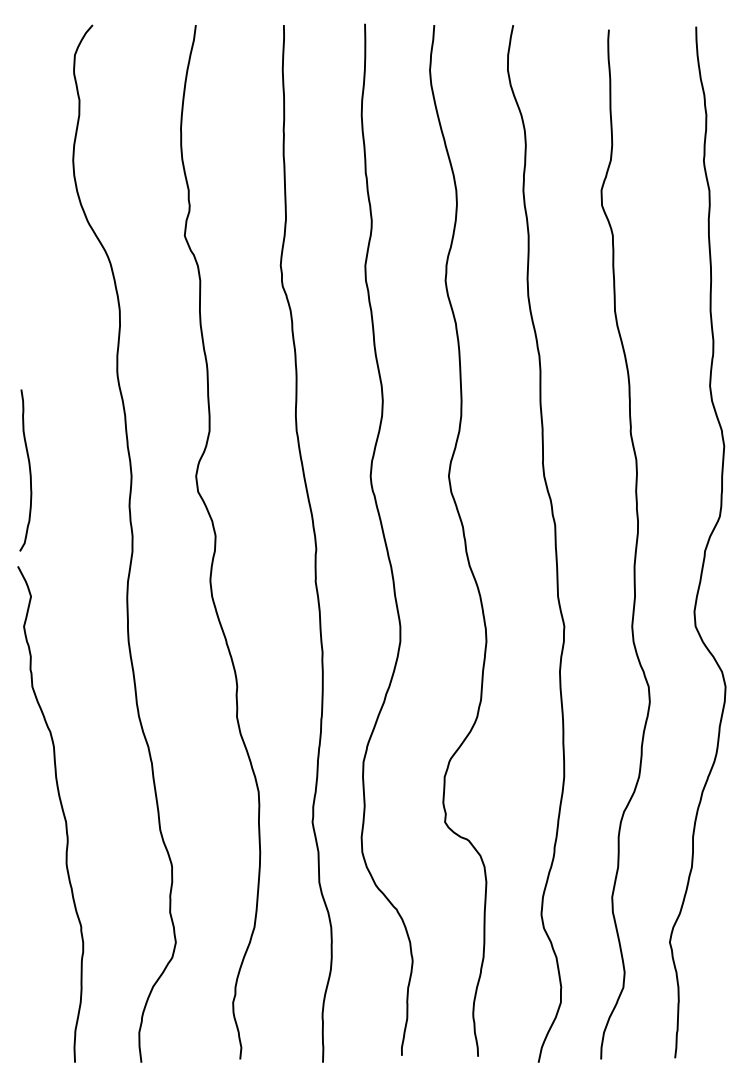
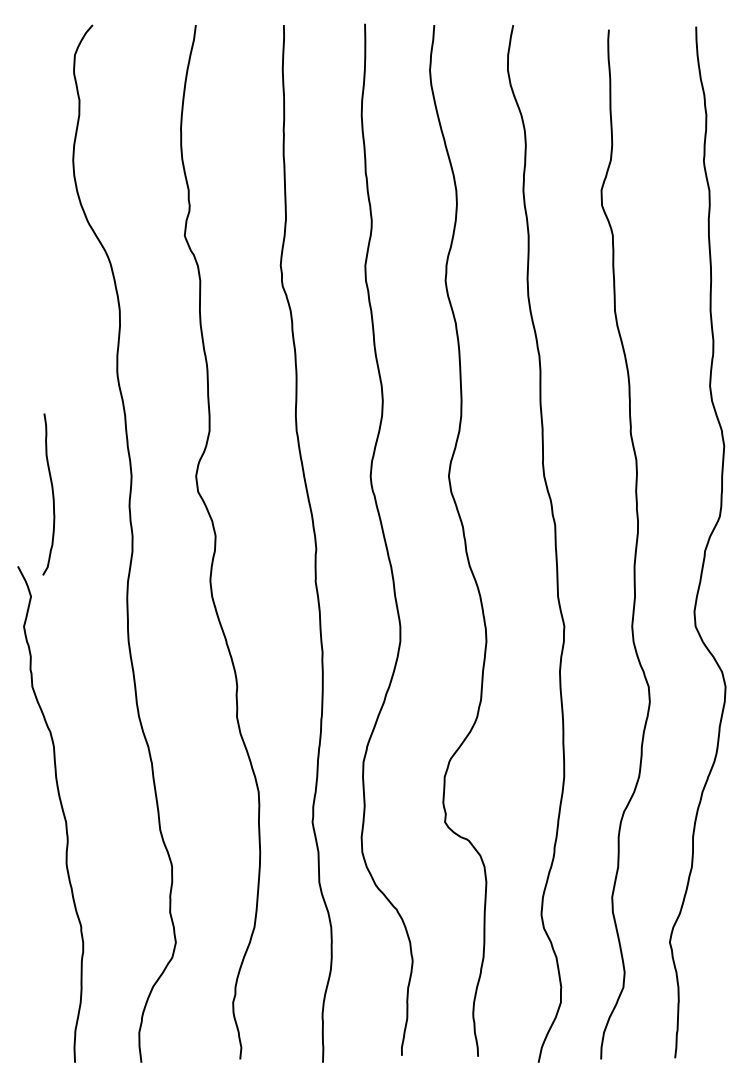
curve position: (29, 470) -> (52, 494) (52, 494)
